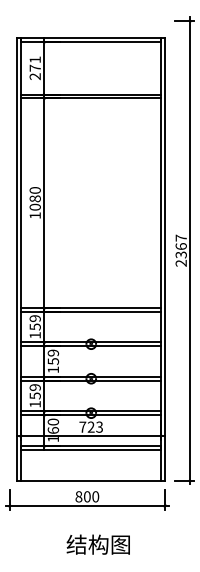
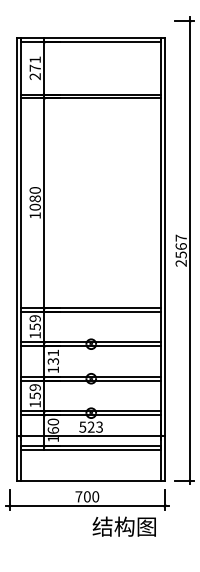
text: 2367 -> 2567 (180, 254)
text: 159 -> 131 (53, 356)
text: 723 -> 523 (82, 426)
text: 800 -> 700 (78, 496)
text position: (97, 544) -> (123, 526) (123, 526)
